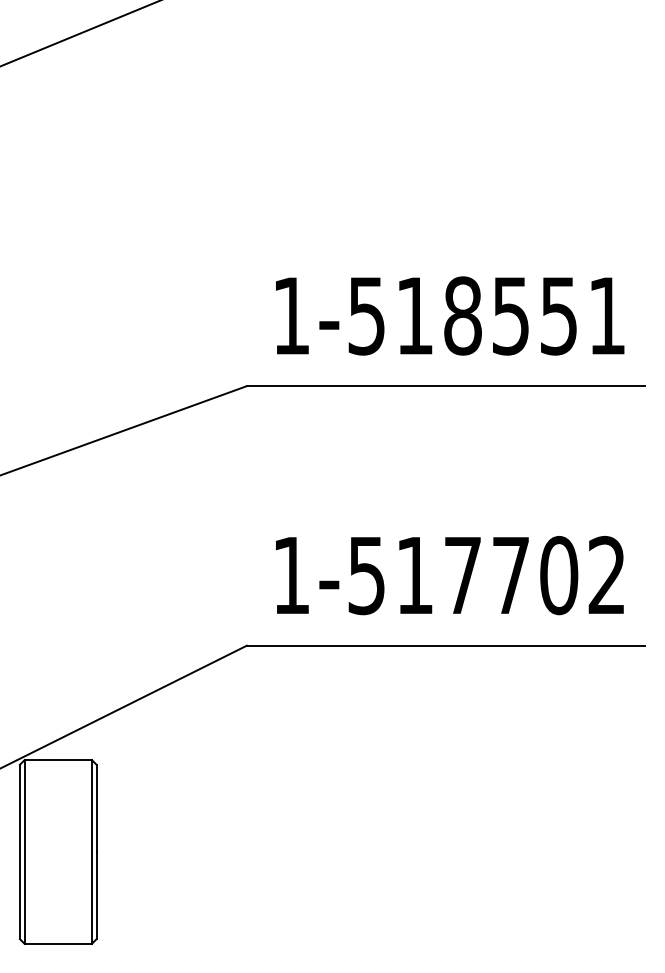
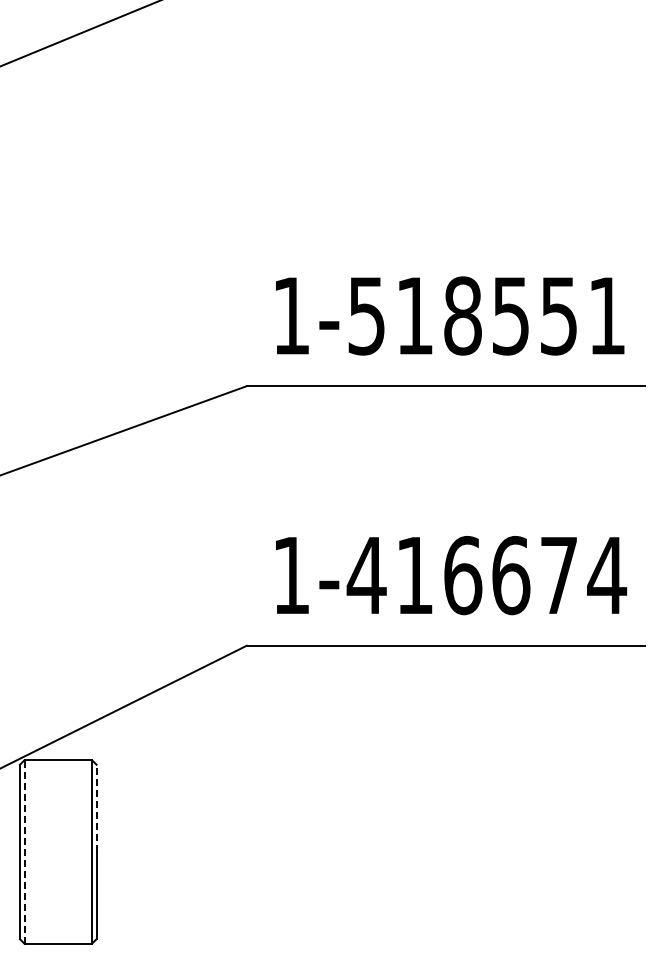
text: 1-517702 -> 1-416674 (486, 575)
line: solid -> dashed (96, 808)
line: solid -> dashed (24, 851)
